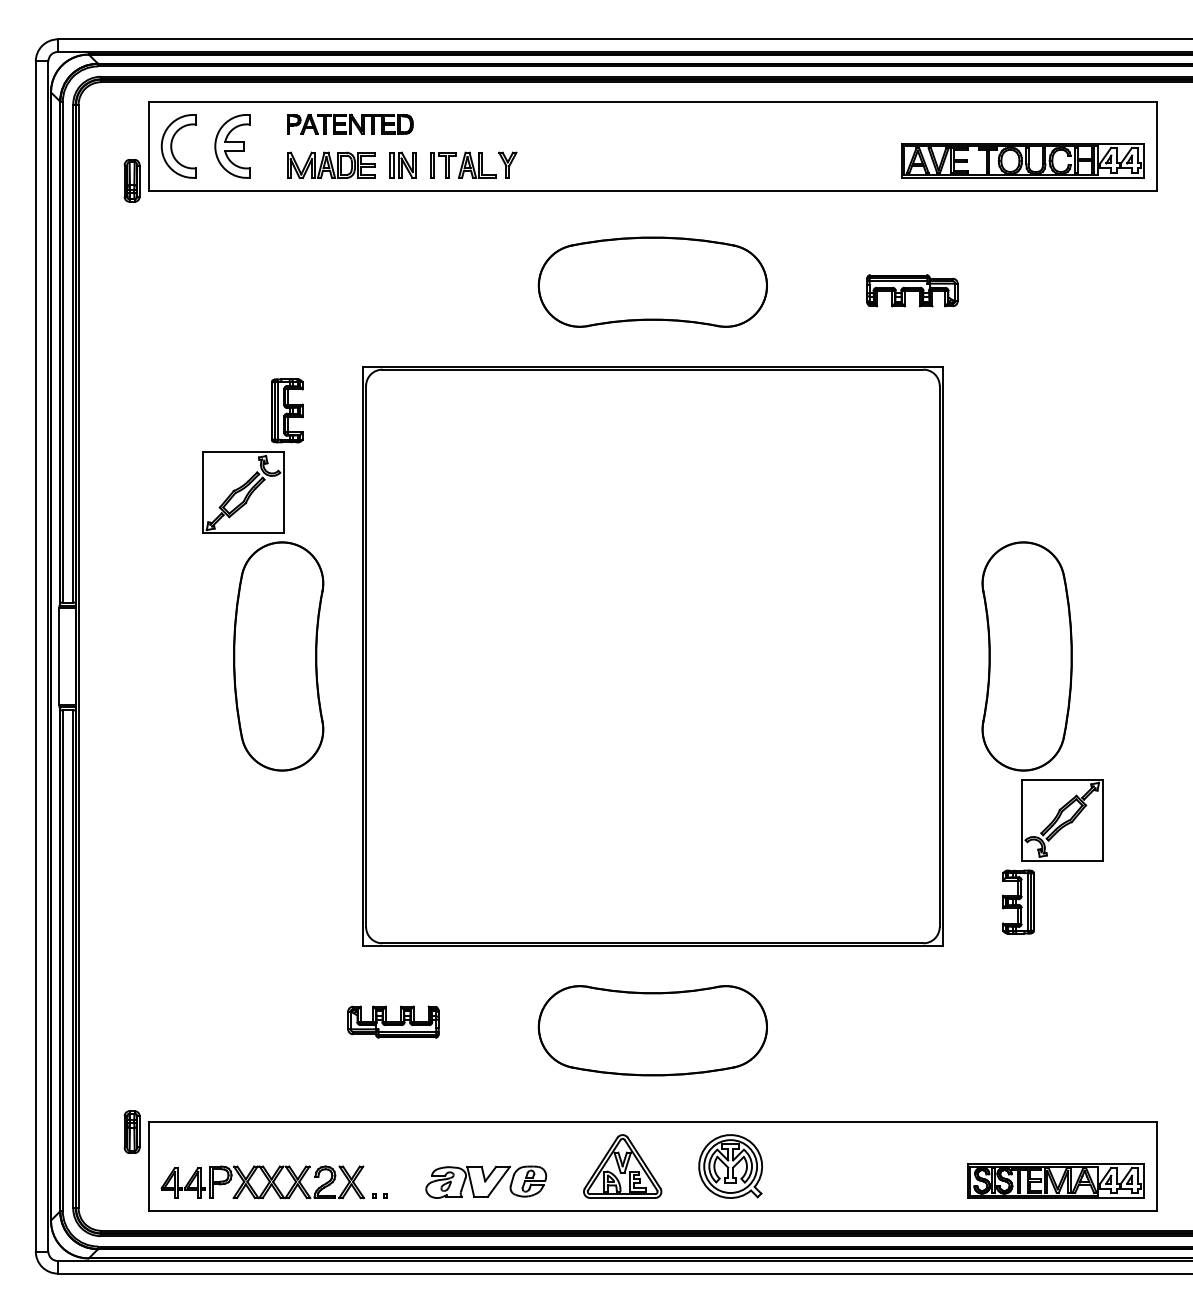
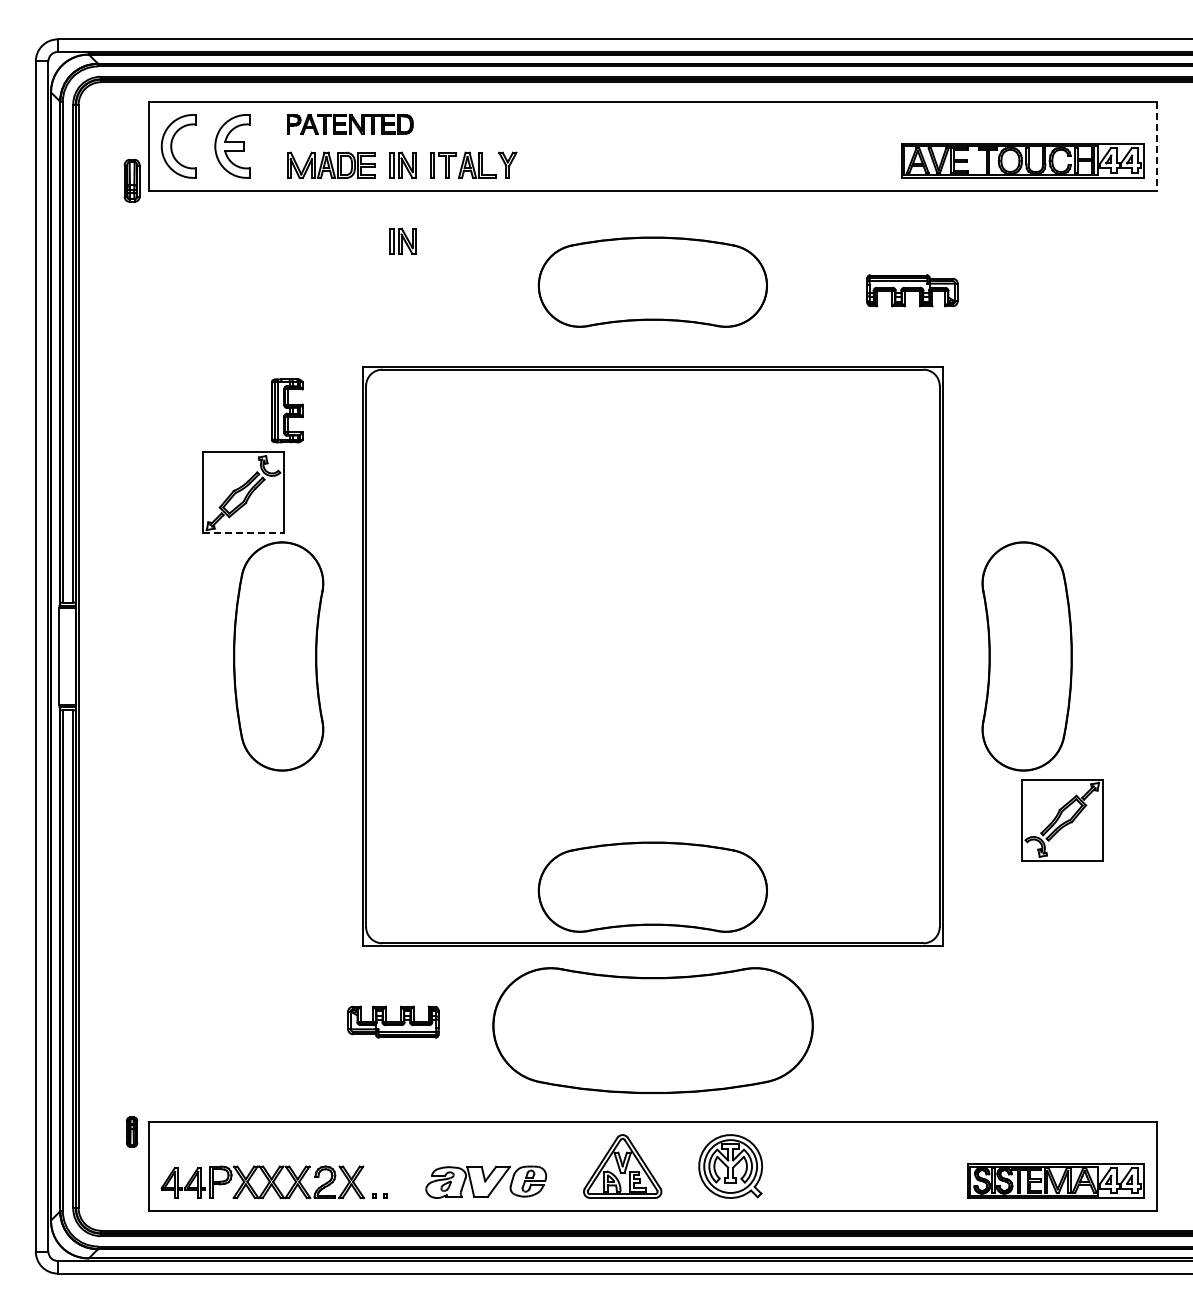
line: solid -> dashed (1156, 146)
part: none -> present (402, 240)
line: solid -> dashed (244, 533)
part: none -> present (652, 886)
part: present -> none (1018, 901)
part size: 231x92 px -> 322x127 px (652, 1030)
part size: 18x44 px -> 13x32 px (132, 1131)
